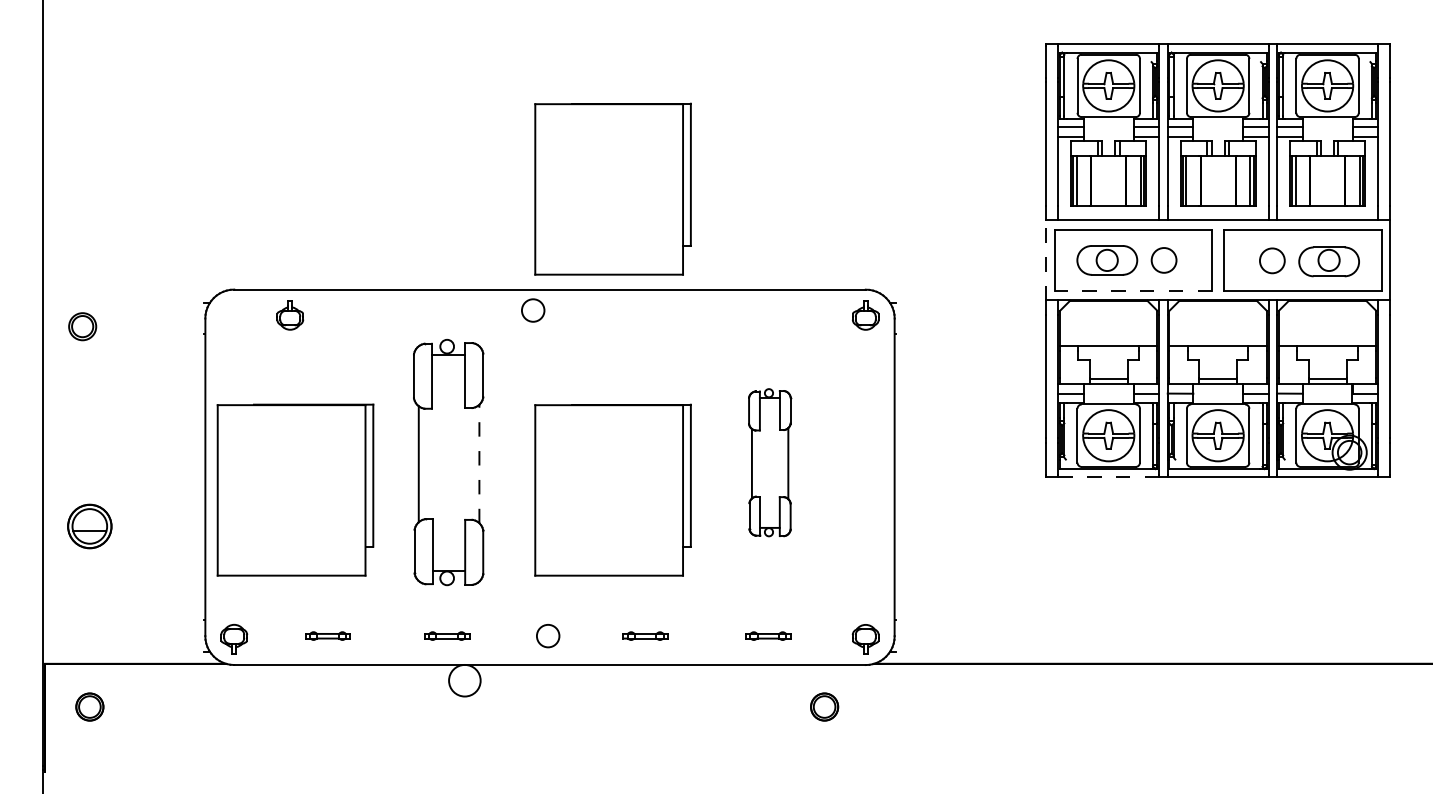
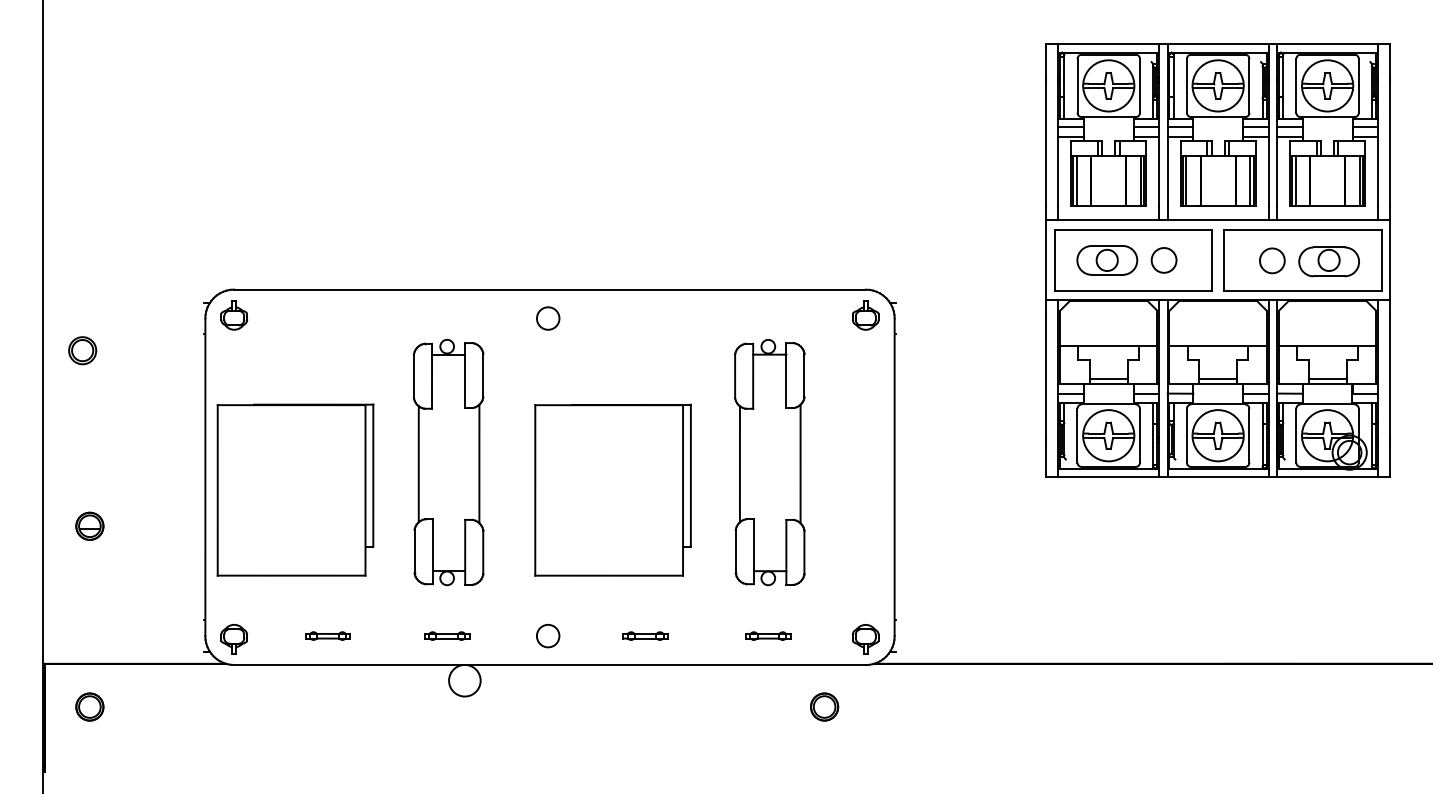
part: present -> none (612, 188)
line: dashed -> solid (1046, 259)
line: dashed -> solid (1133, 290)
circle position: (533, 310) -> (548, 318) (548, 318)
part position: (290, 315) -> (234, 315) (234, 315)
part position: (82, 326) -> (82, 350) (82, 350)
part size: 45x150 px -> 72x248 px (769, 462)
line: dashed -> solid (479, 463)
line: dashed -> solid (1108, 476)
part size: 46x47 px -> 30x30 px (89, 525)
